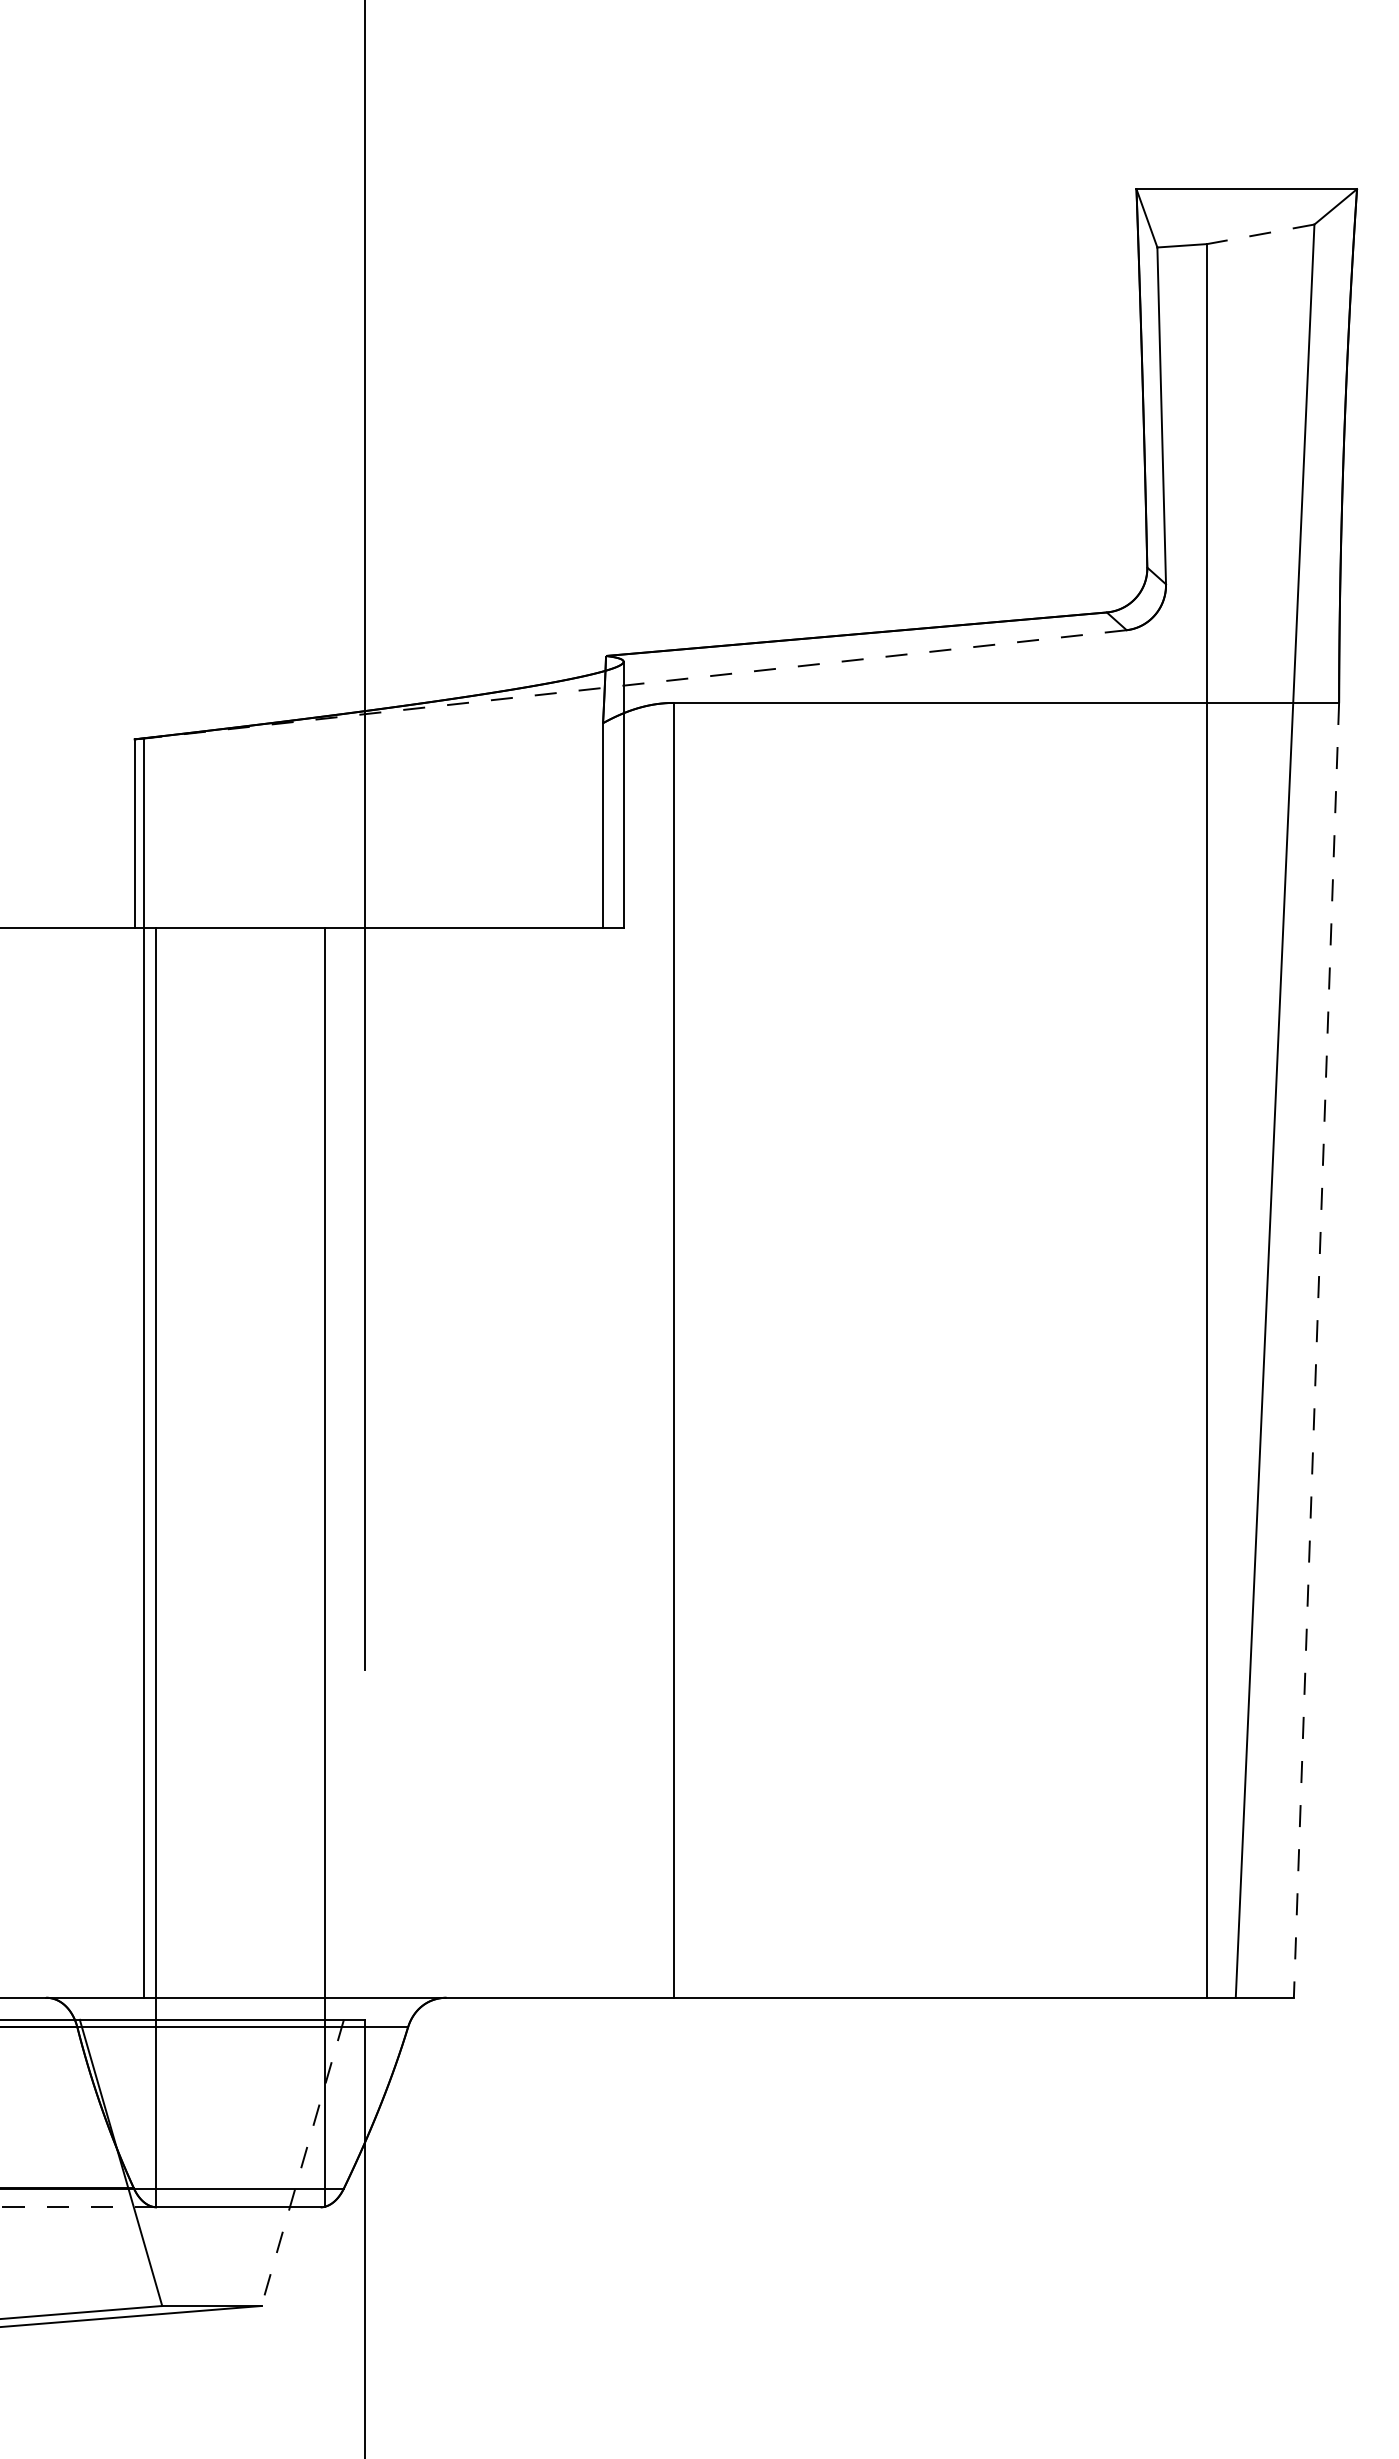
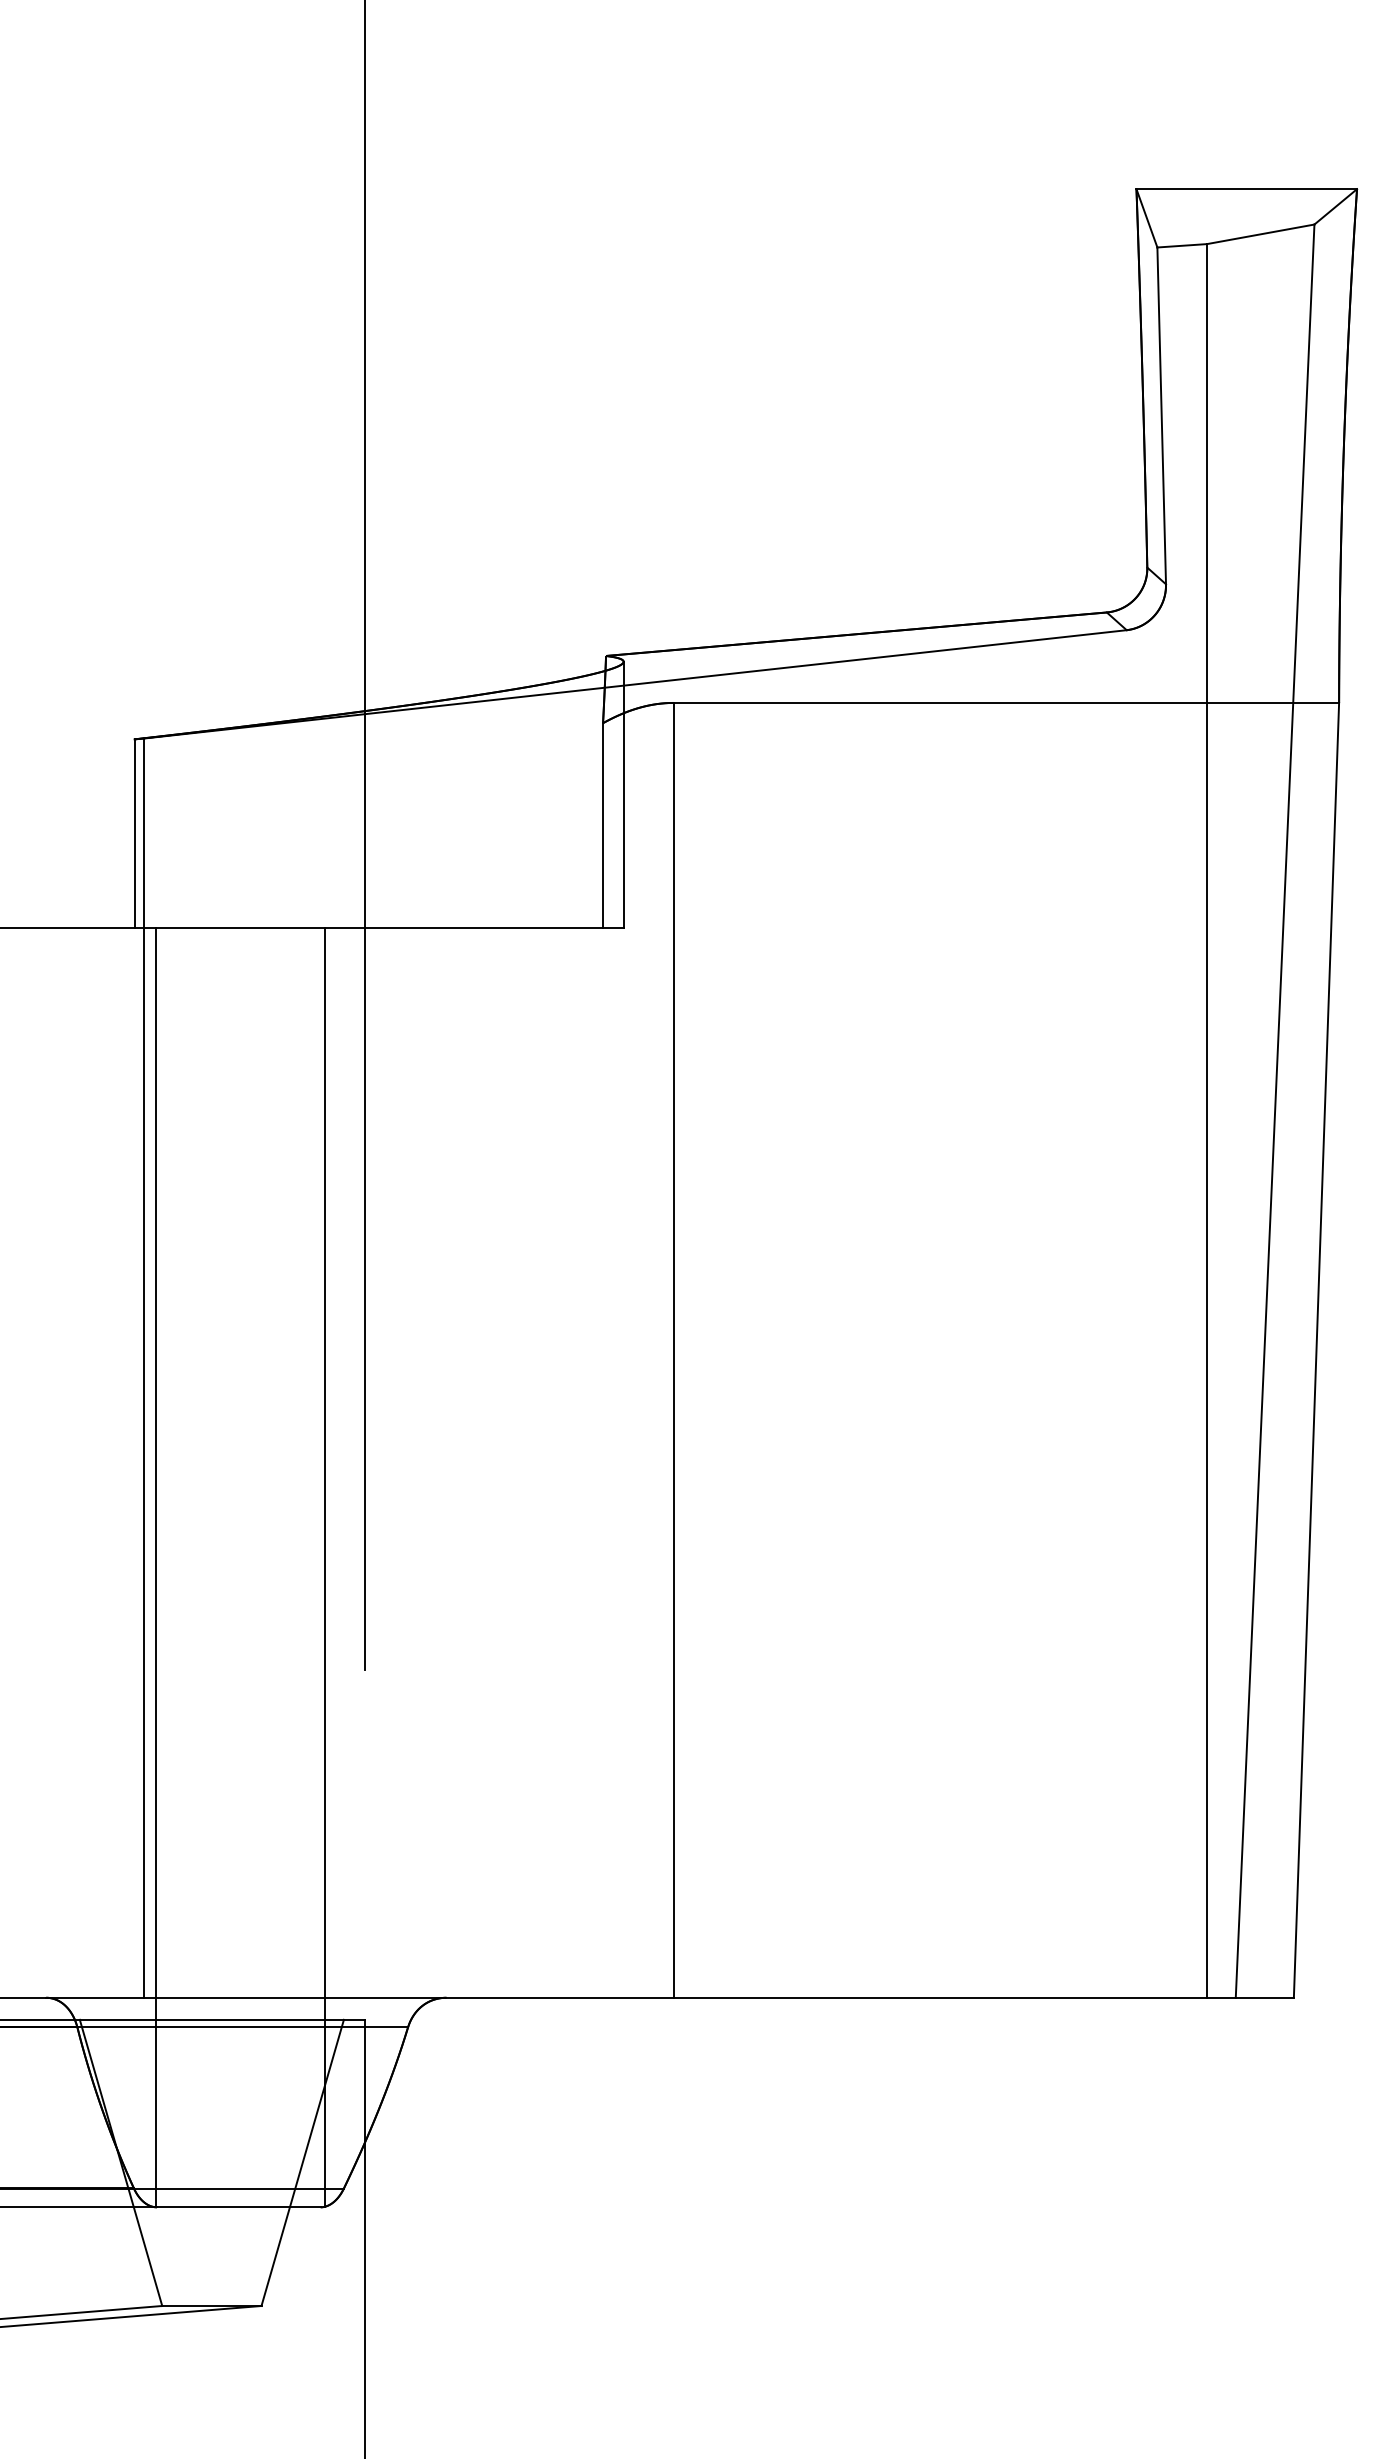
line: dashed -> solid (1260, 234)
line: dashed -> solid (634, 684)
line: dashed -> solid (1316, 1350)
line: dashed -> solid (302, 2162)
line: dashed -> solid (78, 2207)
